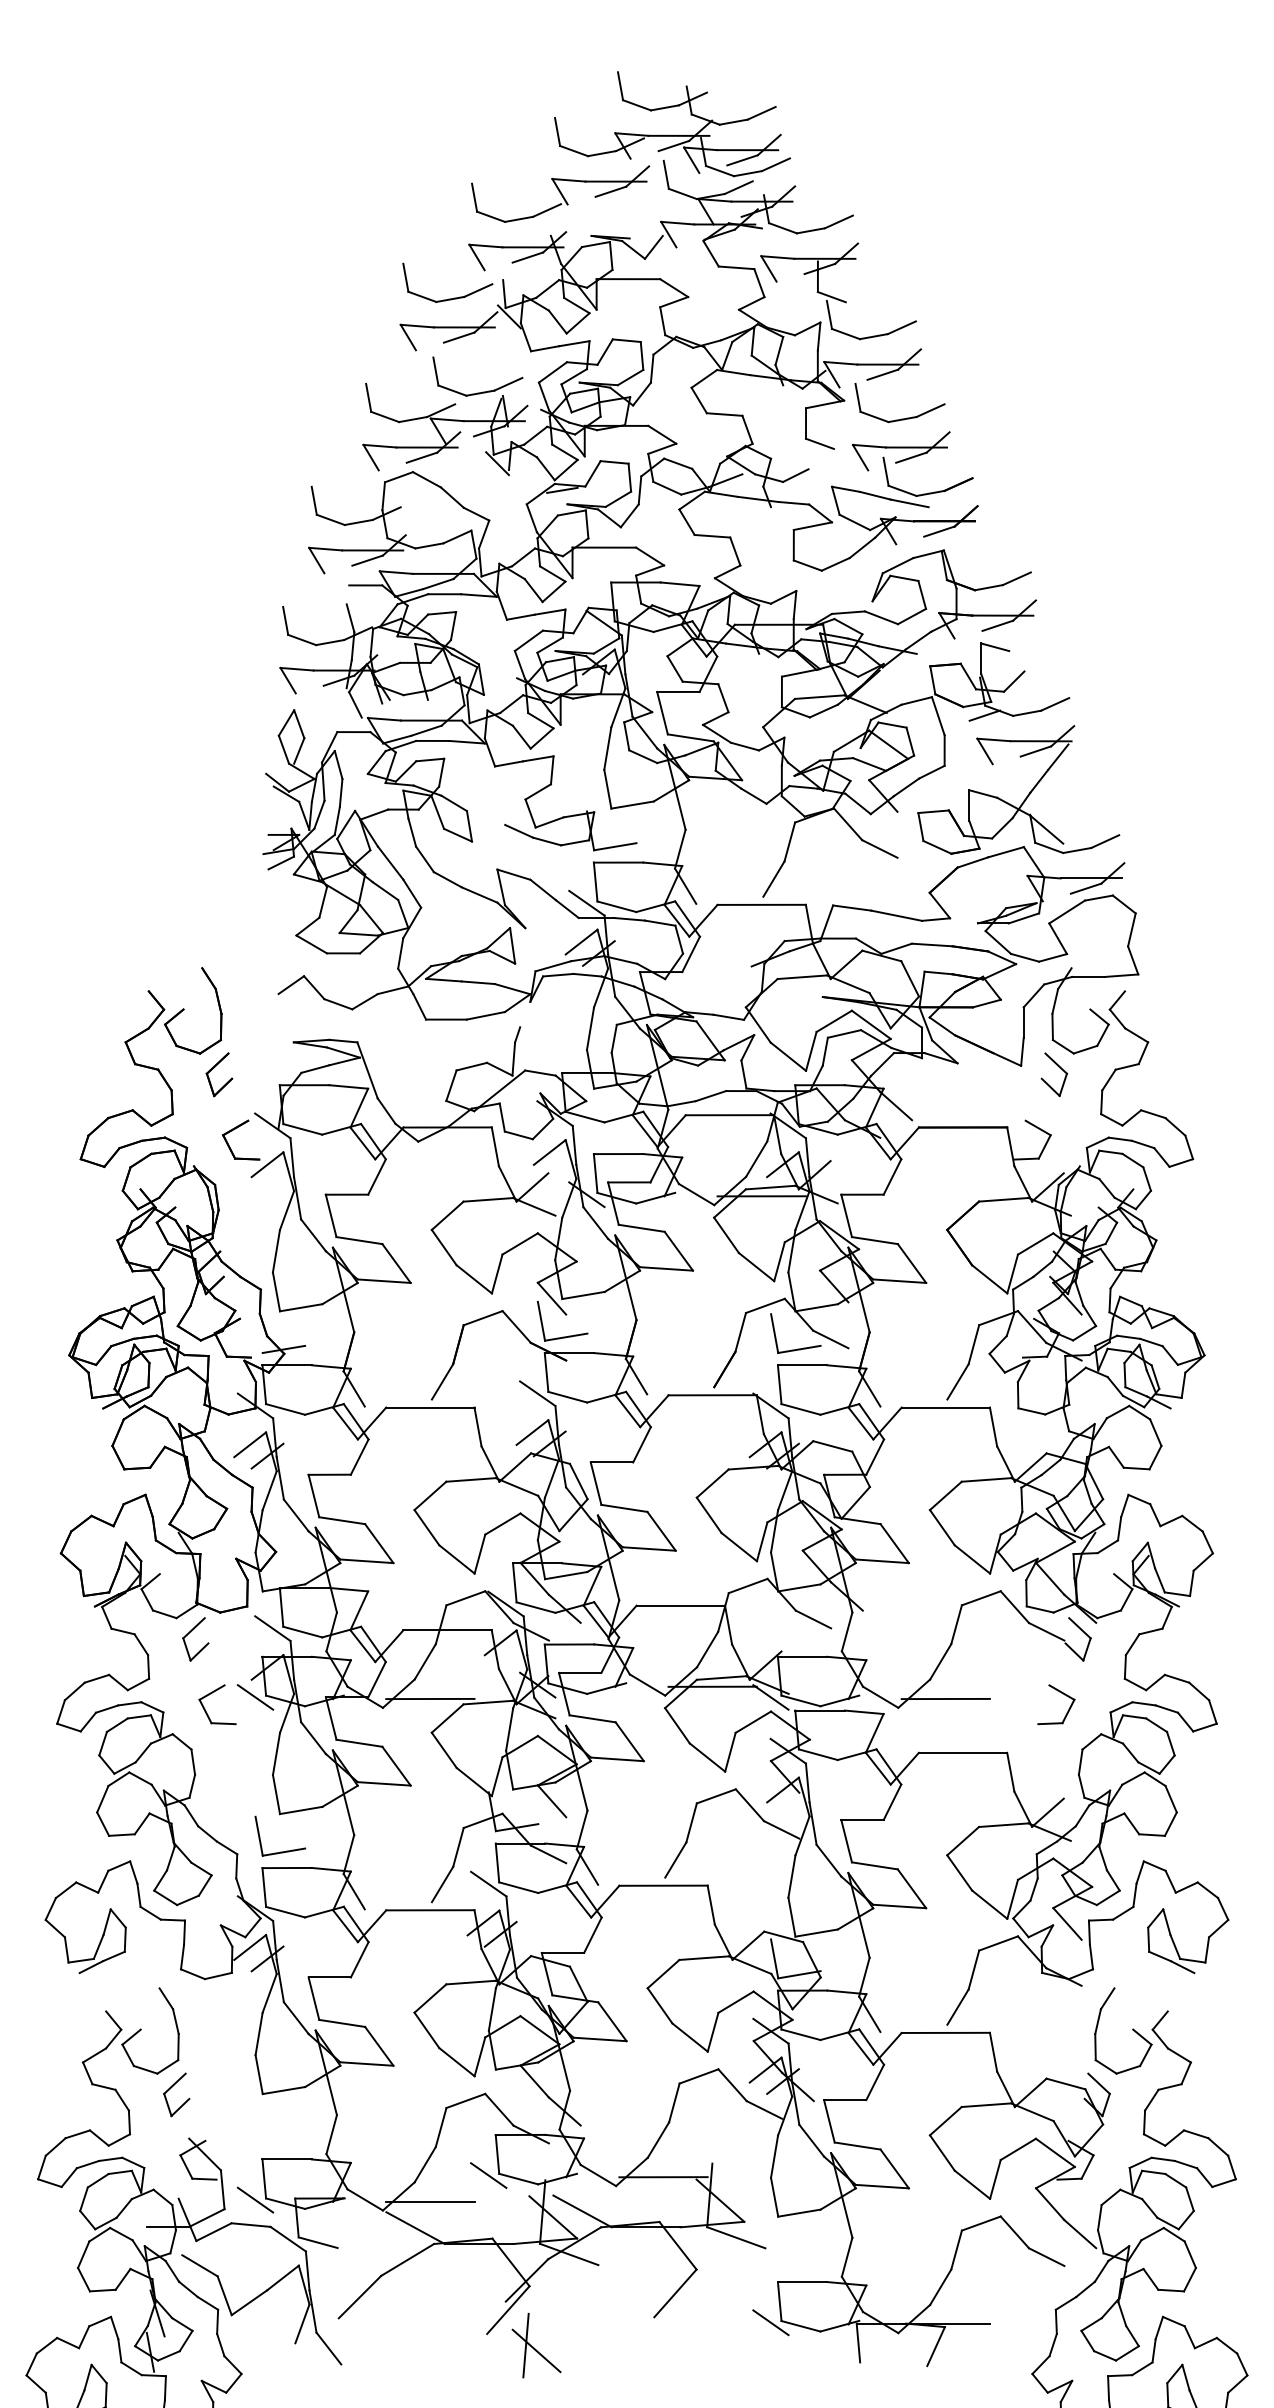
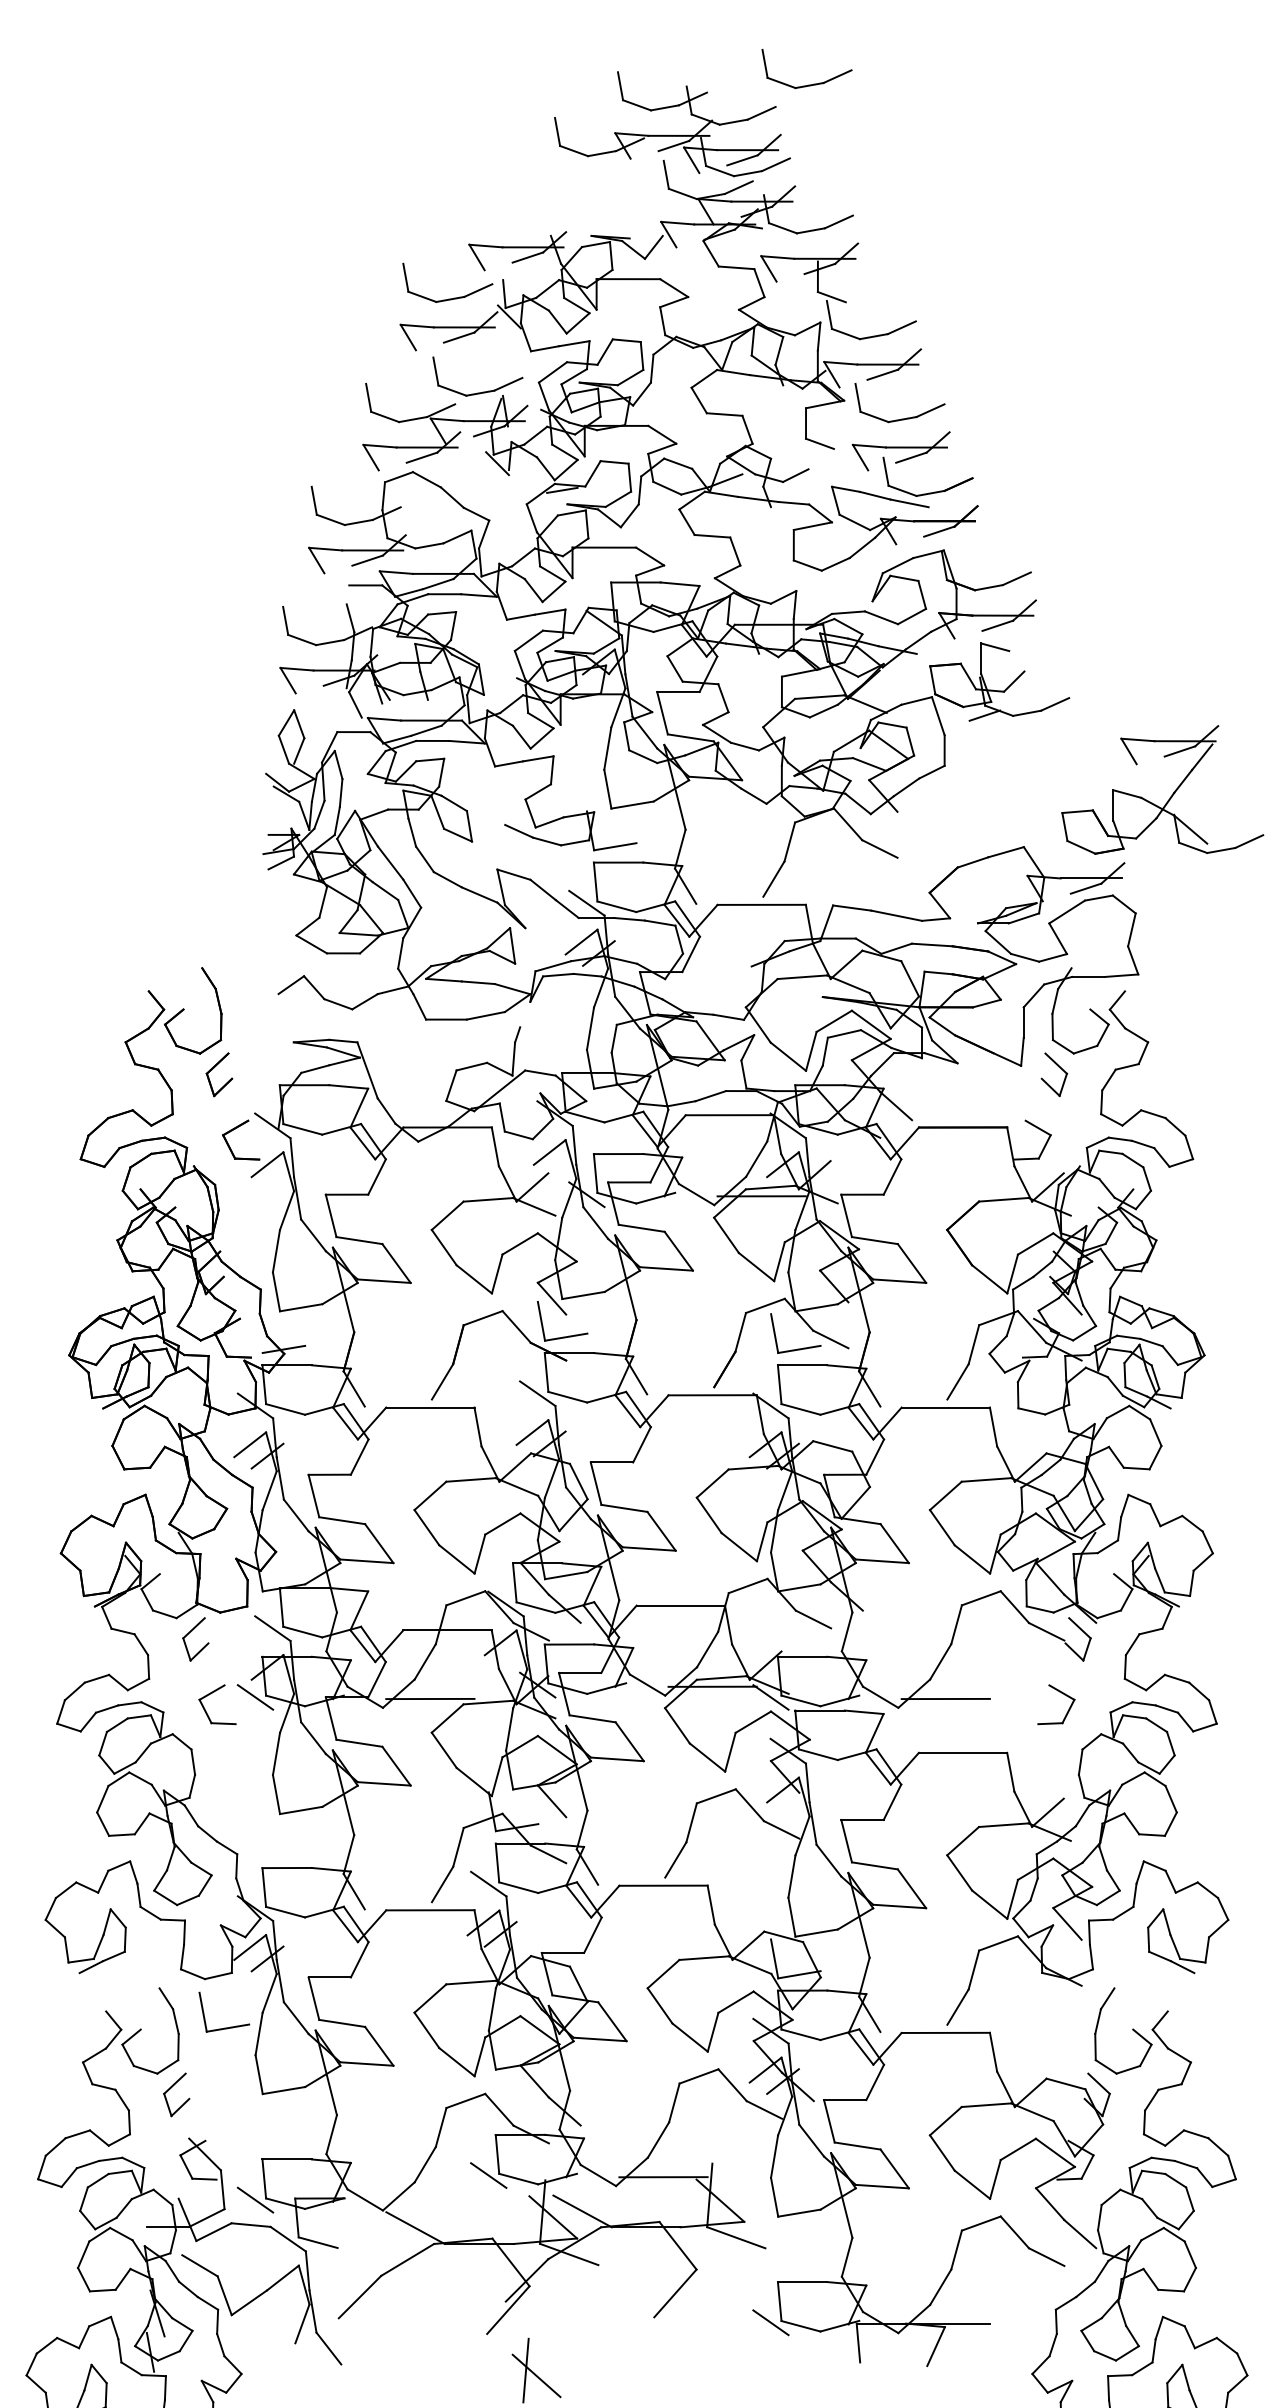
part: none -> present (808, 84)
part: present -> none (560, 193)
part position: (1026, 796) -> (1170, 796) (1170, 796)
part position: (280, 1851) -> (224, 2027) (224, 2027)
line: present -> none (430, 2201)
part position: (536, 2345) -> (536, 2370) (536, 2370)
